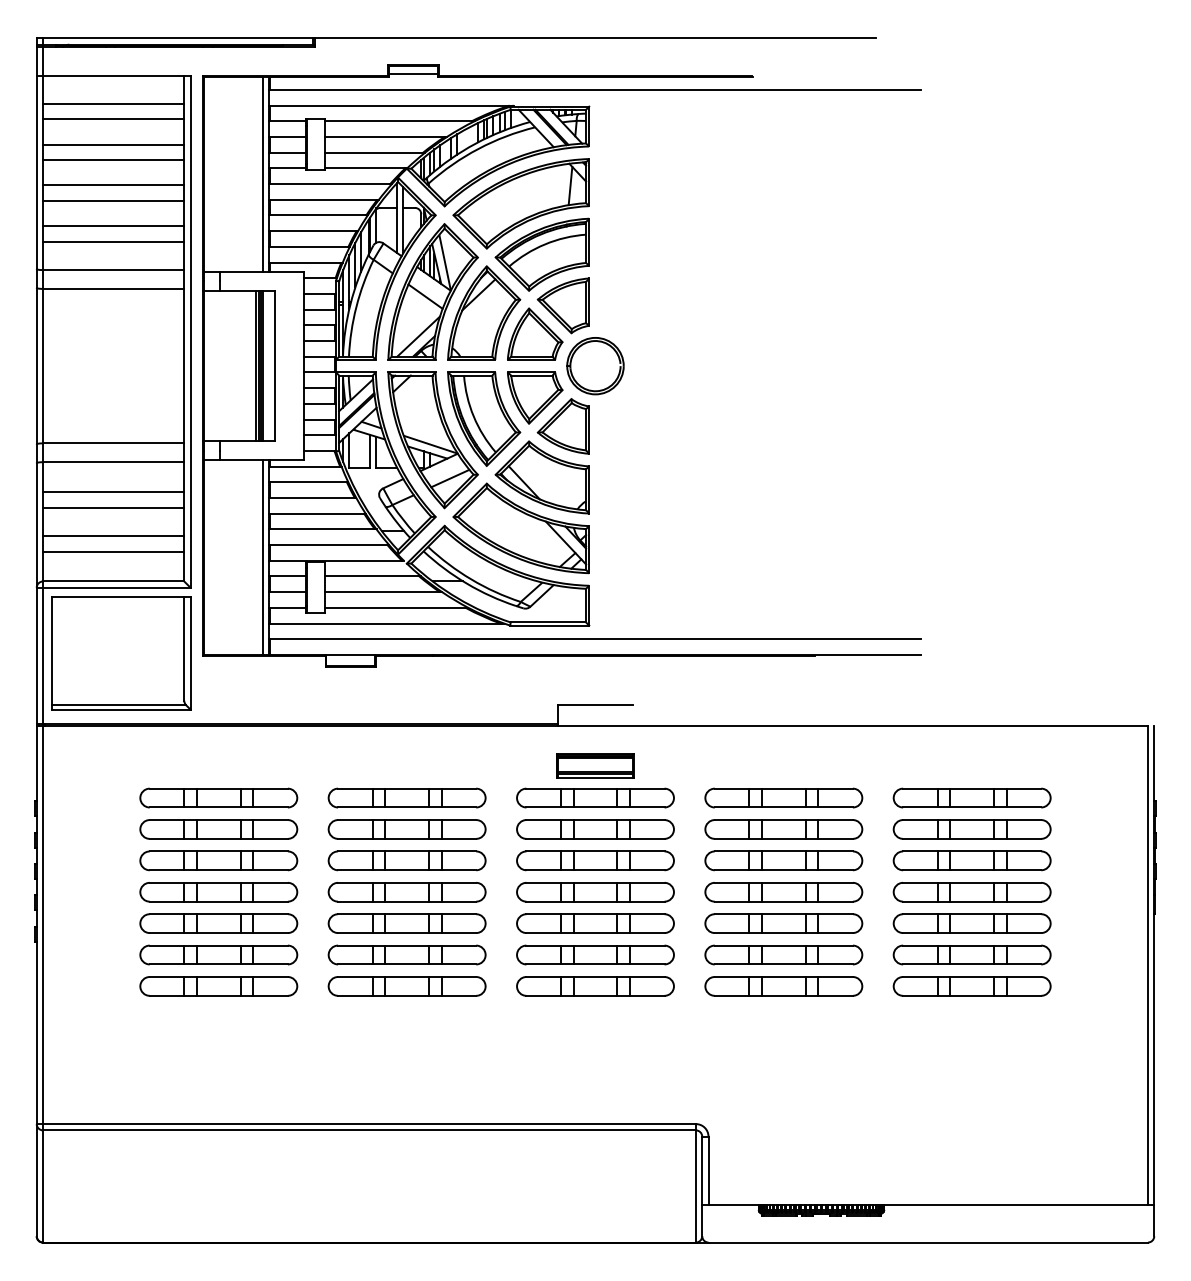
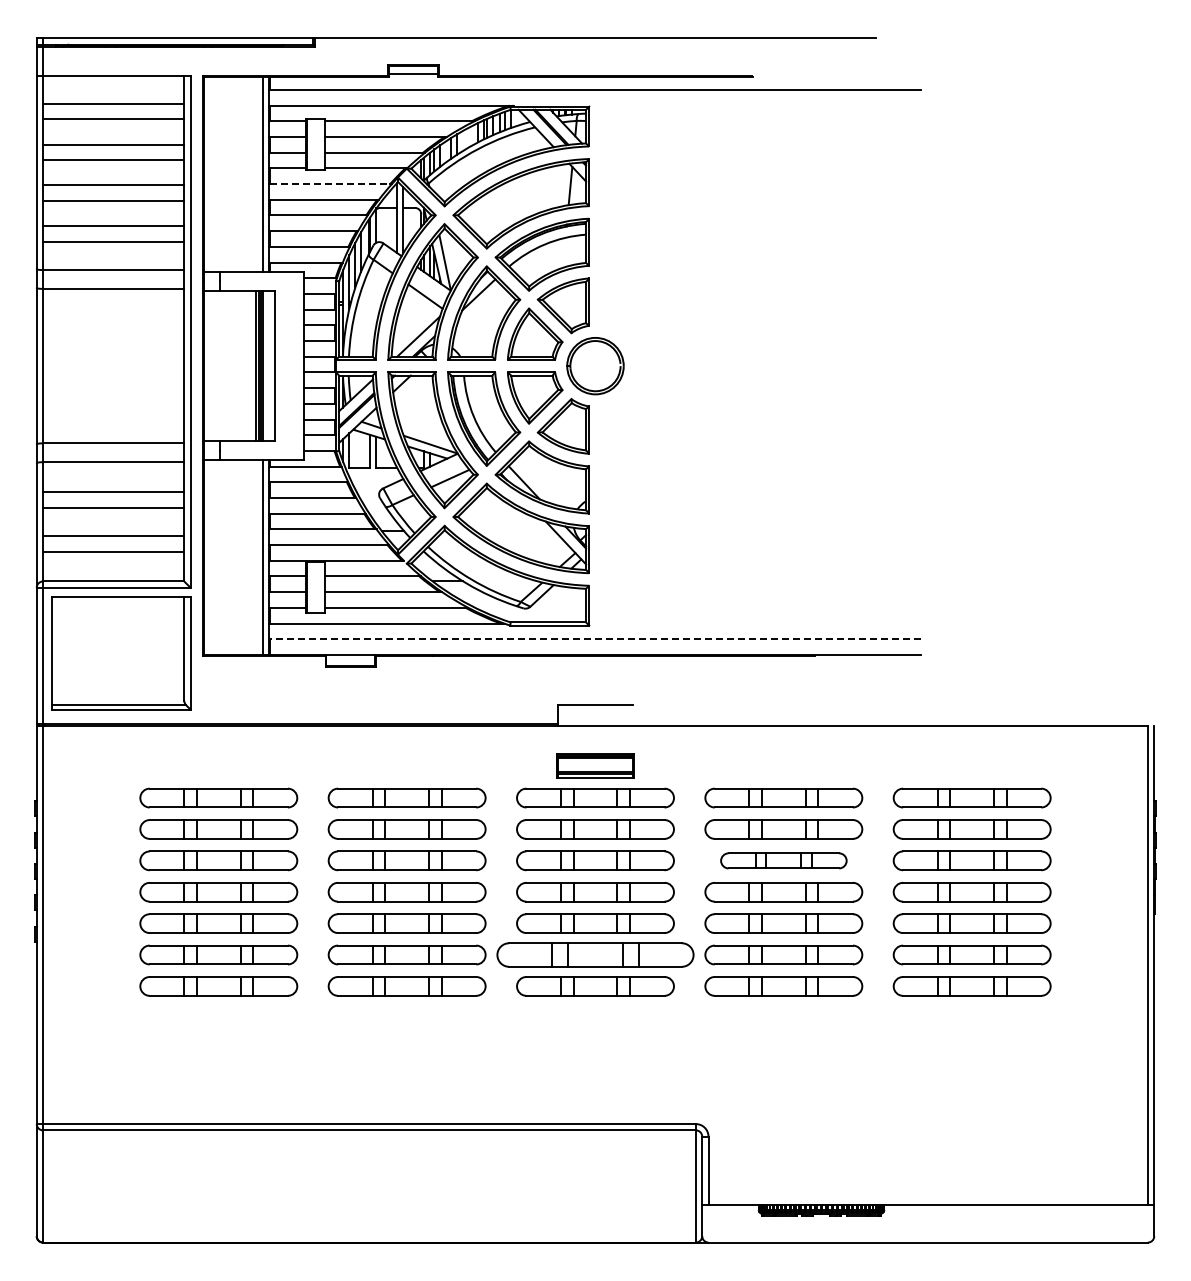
line: solid -> dashed (330, 184)
line: solid -> dashed (595, 639)
part size: 160x22 px -> 128x18 px (783, 860)
part size: 159x22 px -> 199x26 px (595, 954)
